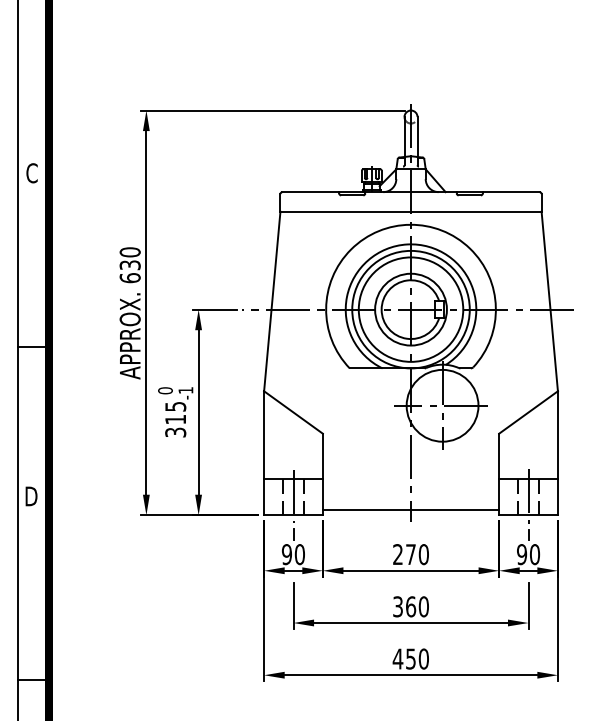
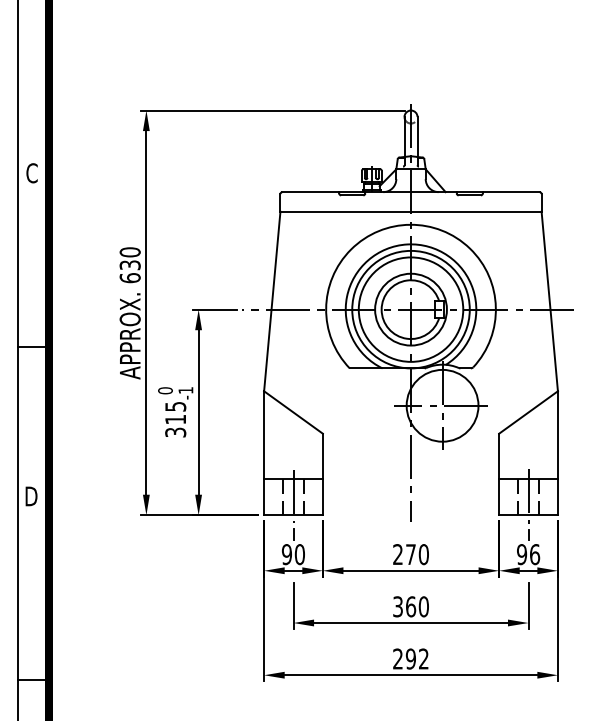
line: present -> none (410, 510)
text: 90 -> 96 (535, 554)
text: 450 -> 292 (410, 658)
